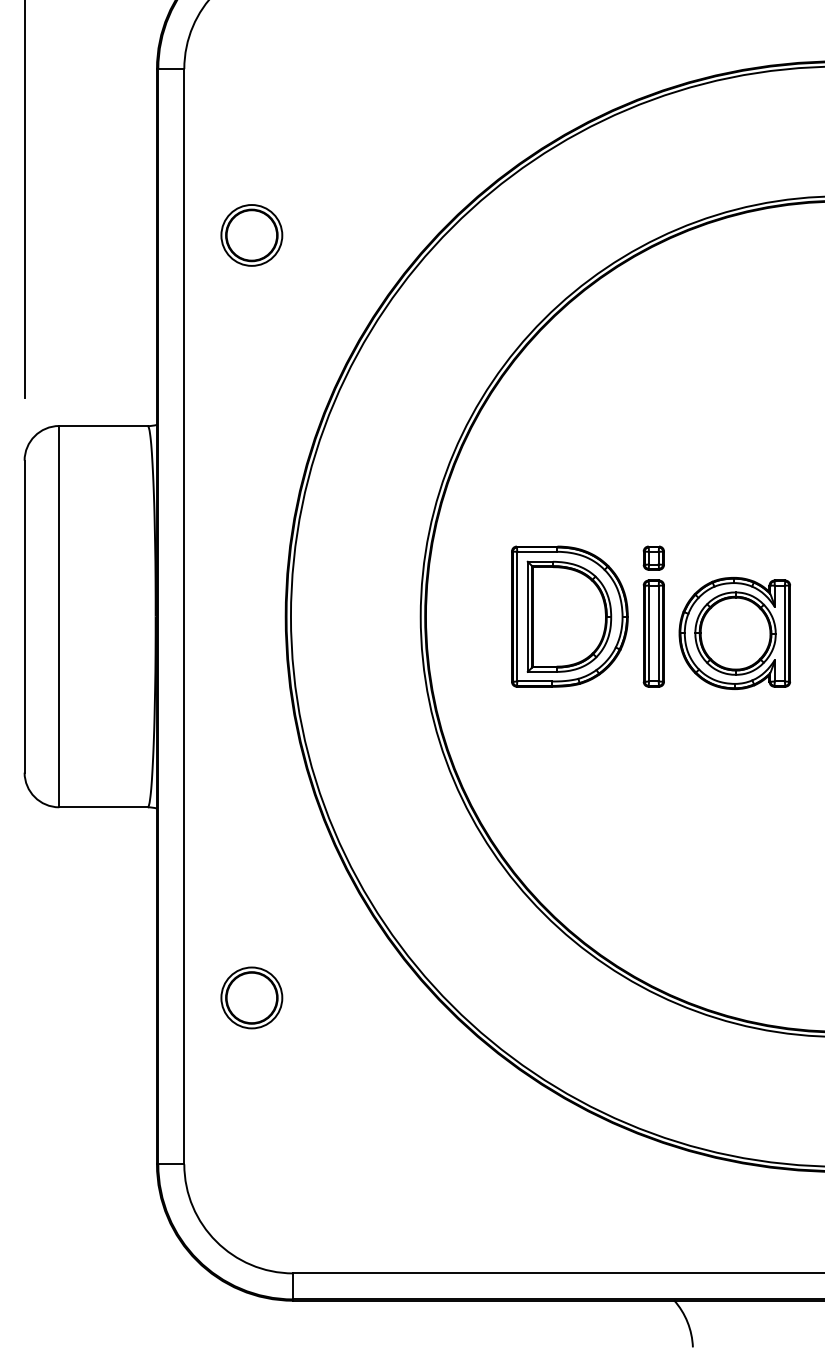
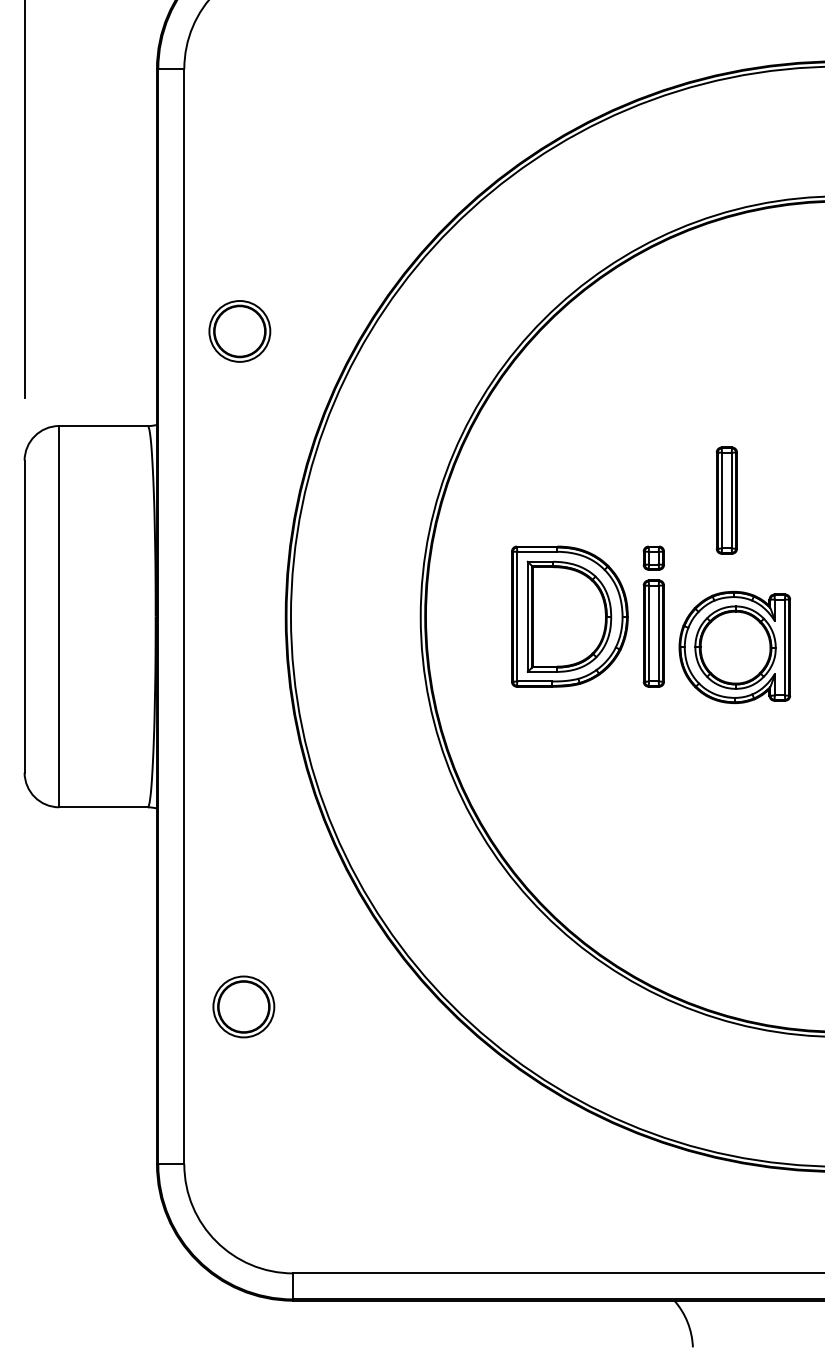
part position: (251, 235) -> (239, 331) (239, 331)
part: none -> present (726, 500)
part position: (734, 633) -> (734, 647) (734, 647)
part position: (251, 997) -> (243, 1006) (243, 1006)
